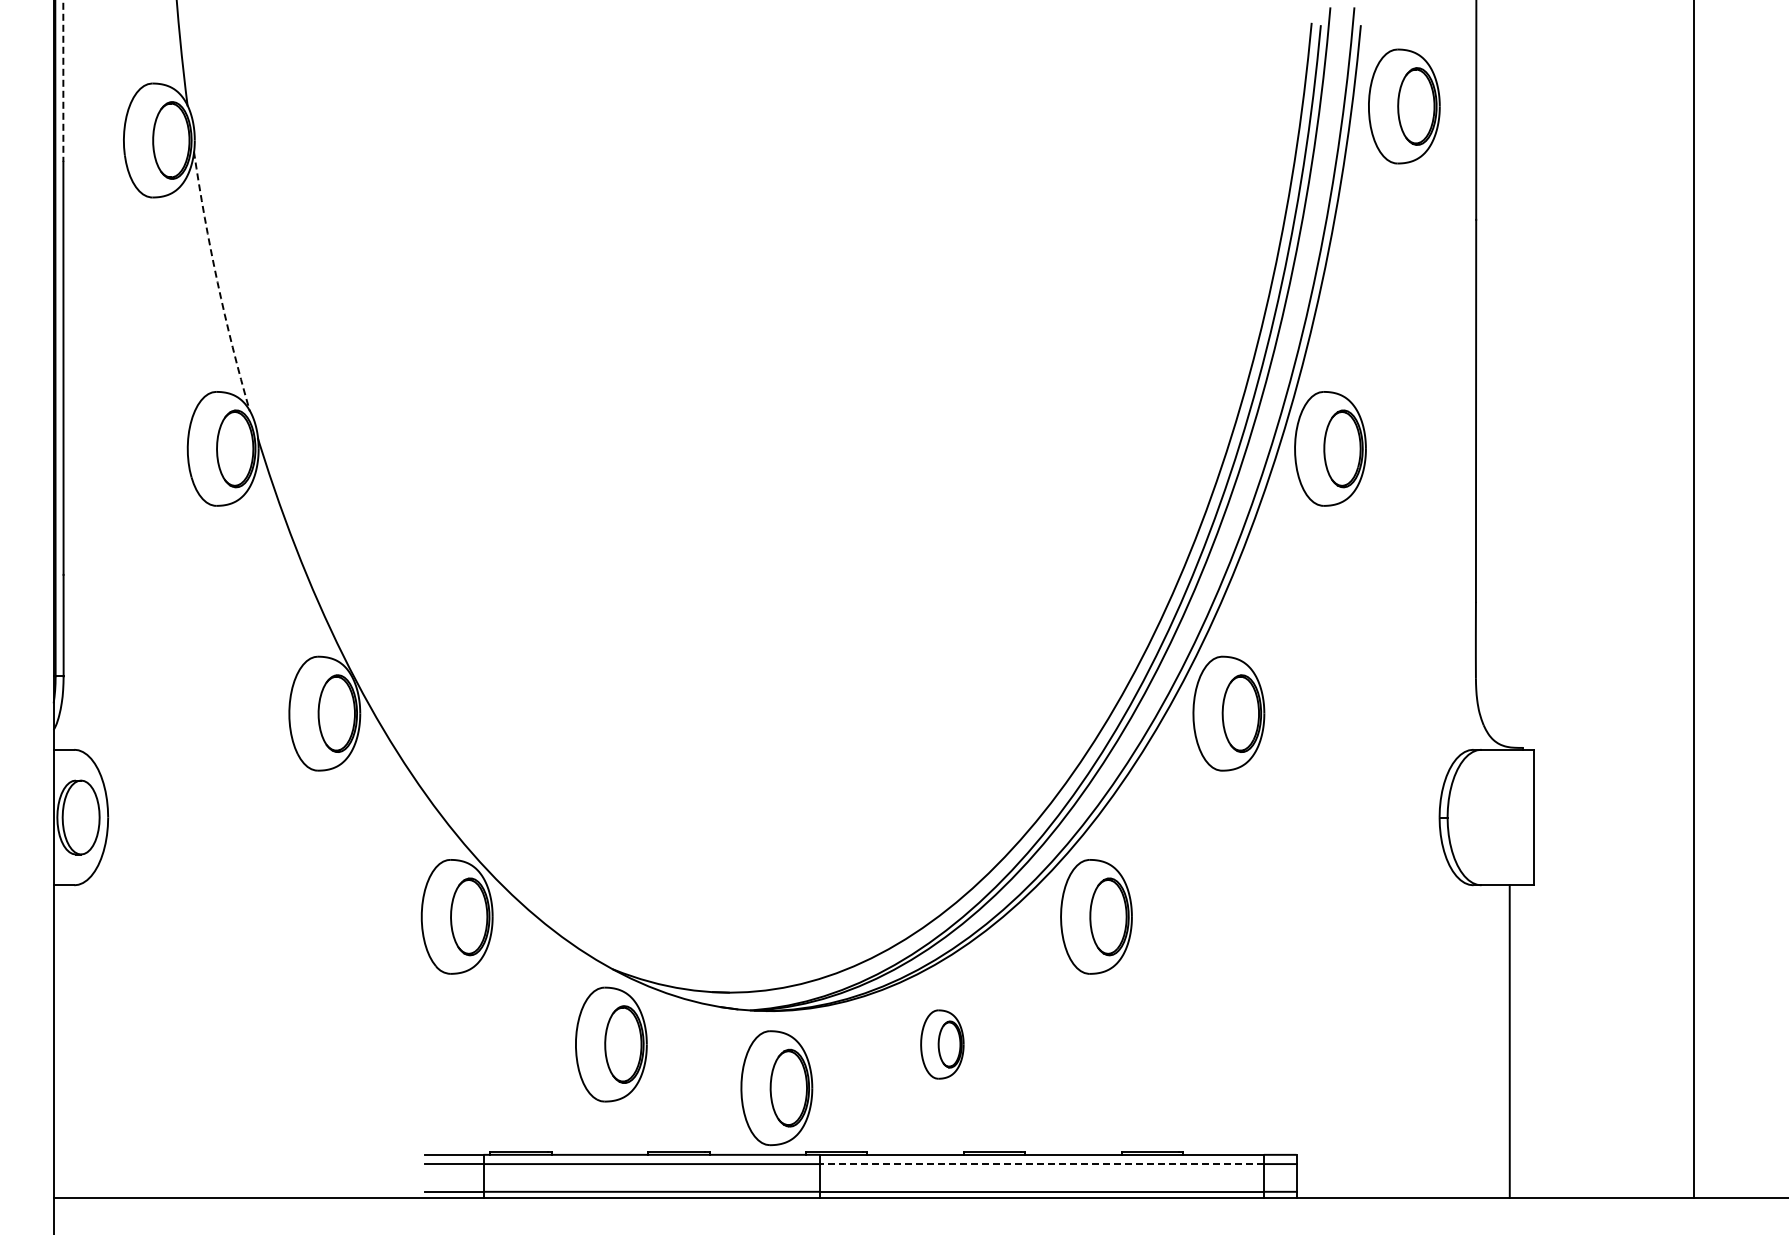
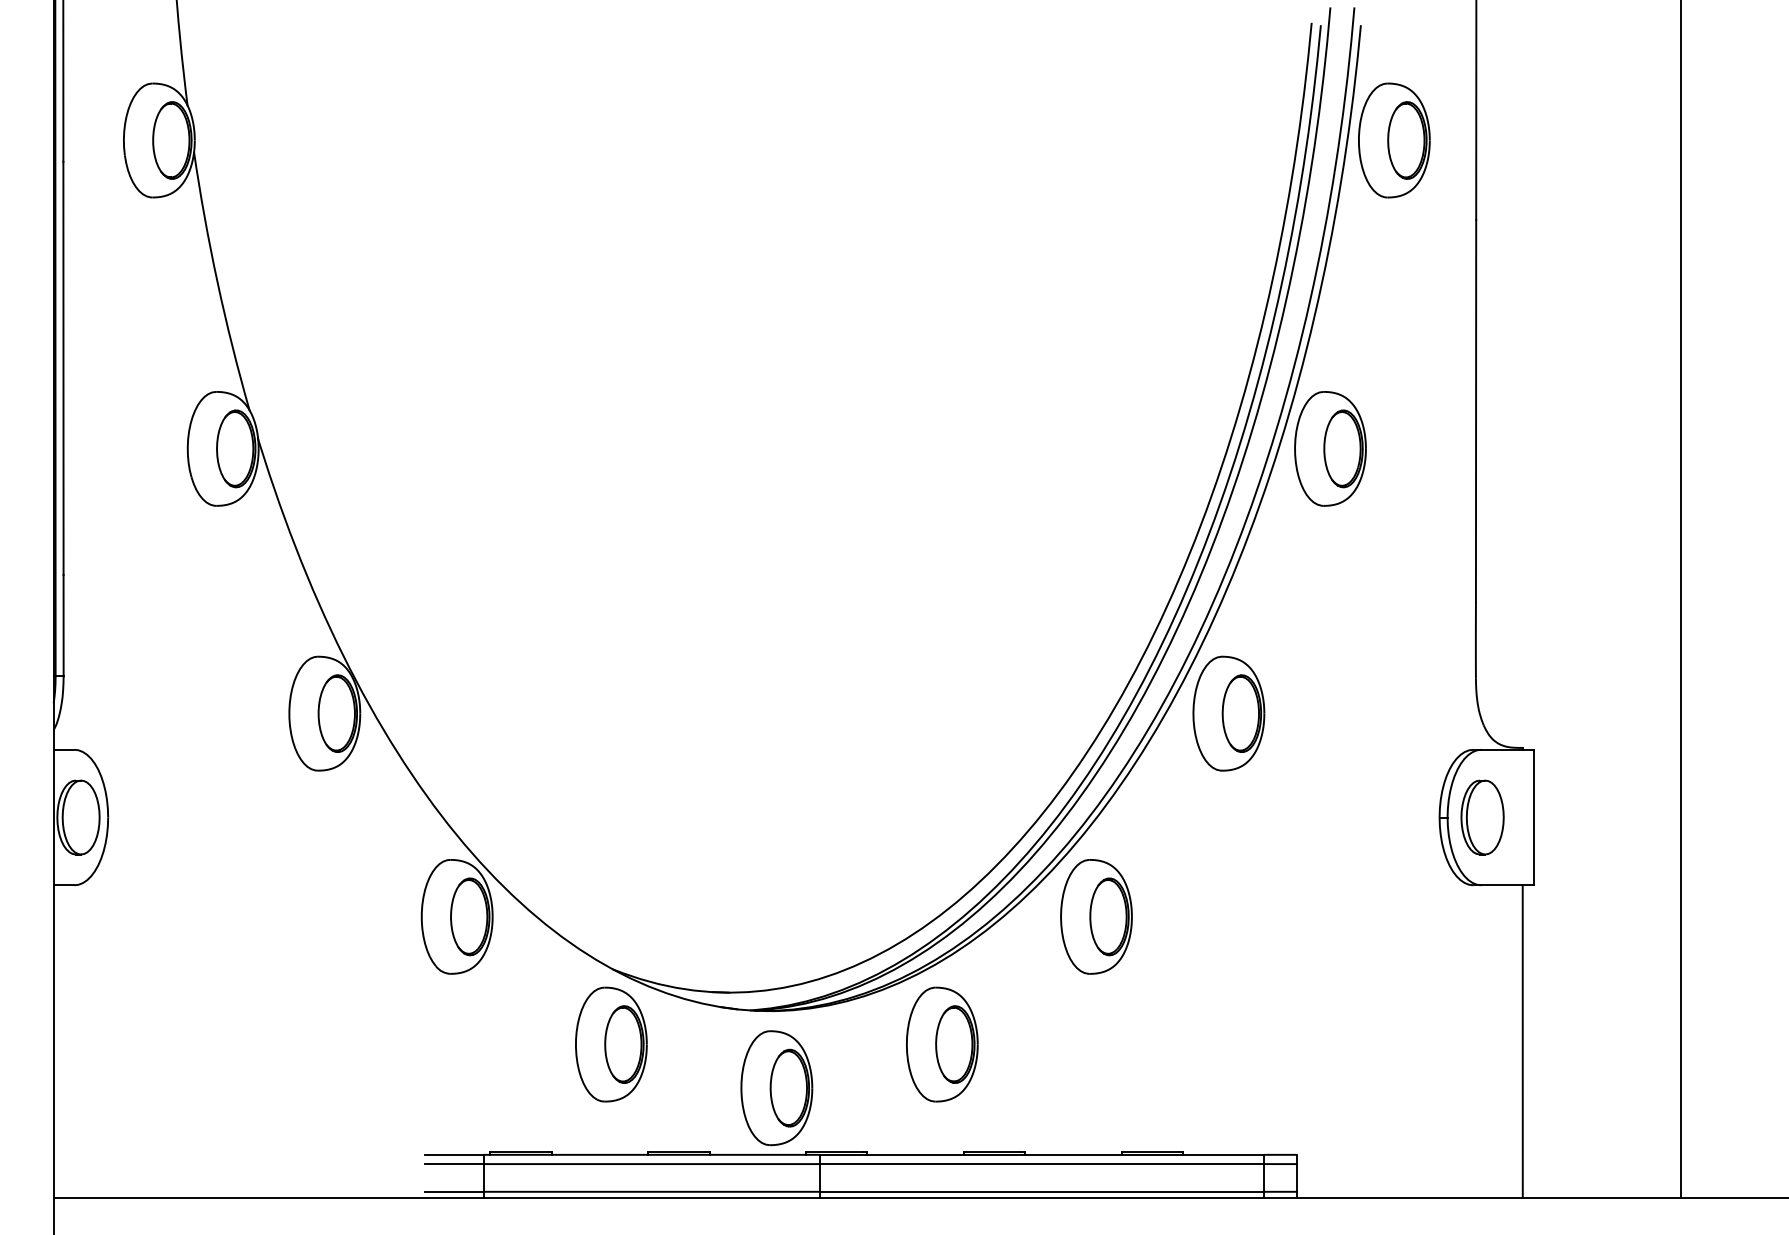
line: dashed -> solid (63, 80)
part position: (1404, 106) -> (1394, 140) (1394, 140)
arc: dashed -> solid (217, 282)
line position: (1693, 600) -> (1680, 600) (1680, 600)
part: none -> present (1482, 817)
line position: (1509, 1041) -> (1522, 1041) (1522, 1041)
part size: 45x71 px -> 73x117 px (942, 1044)
line: dashed -> solid (1042, 1164)
